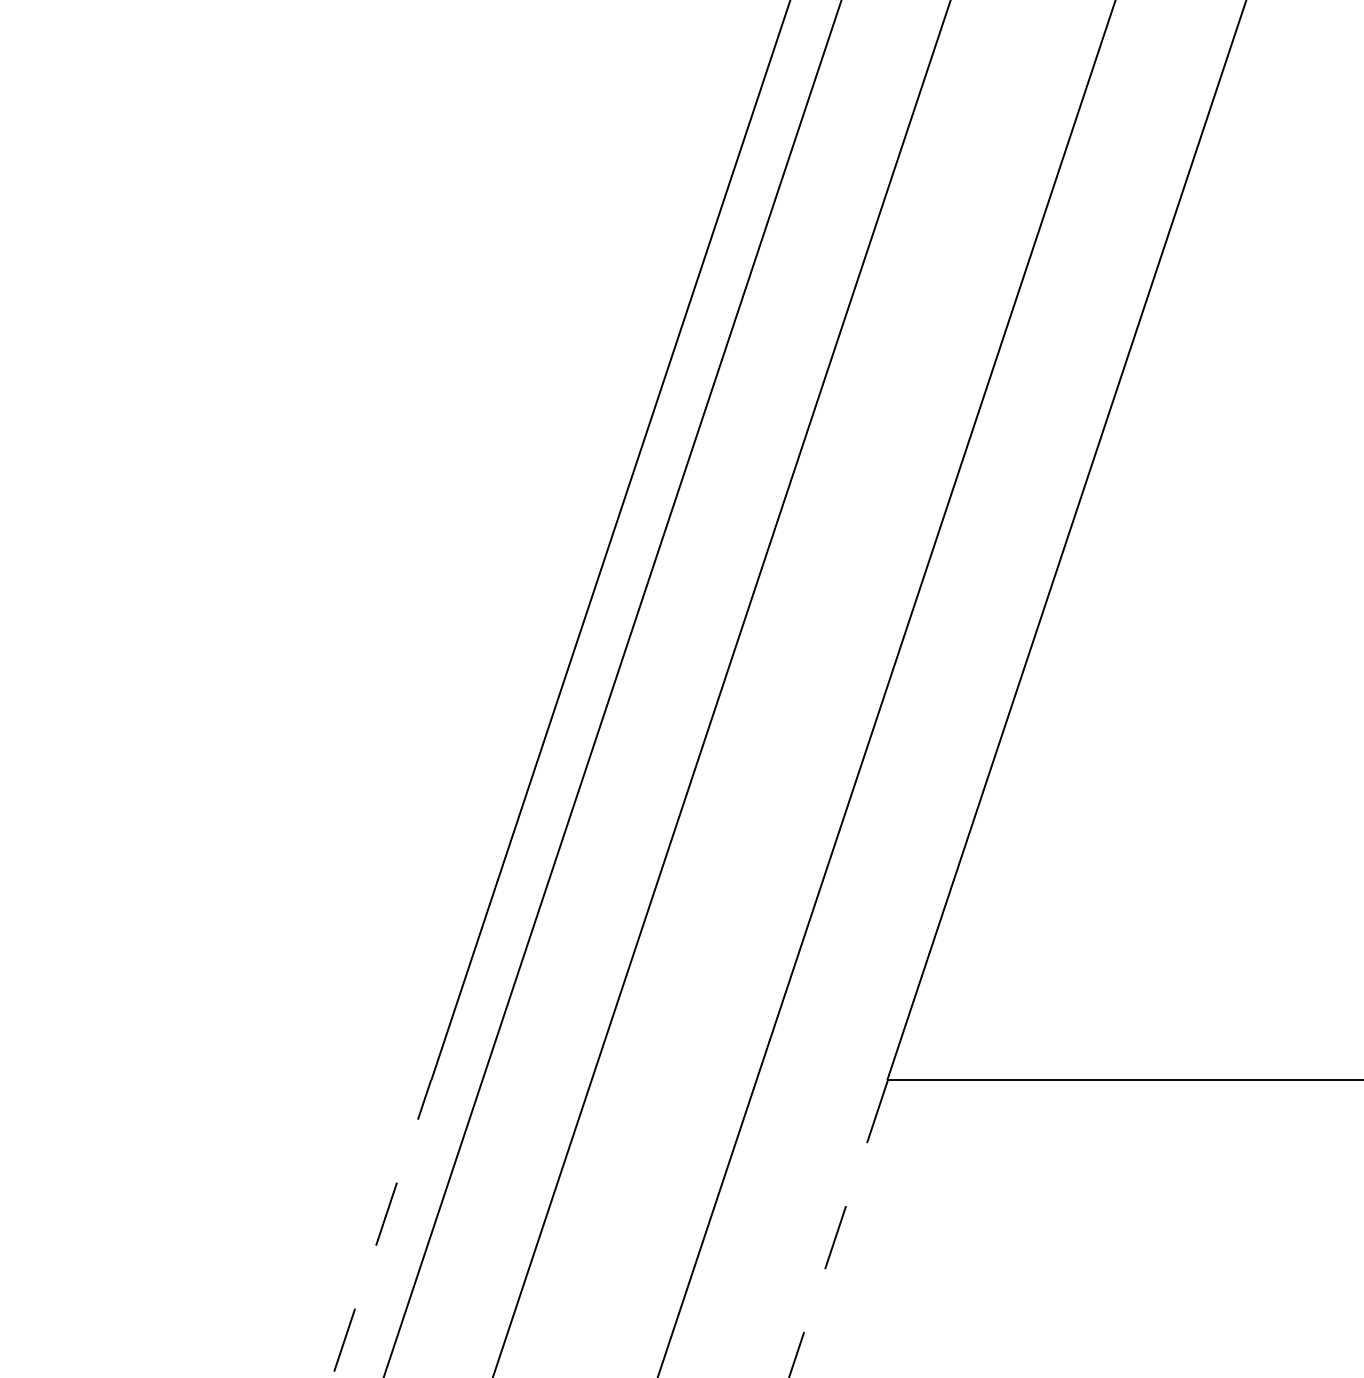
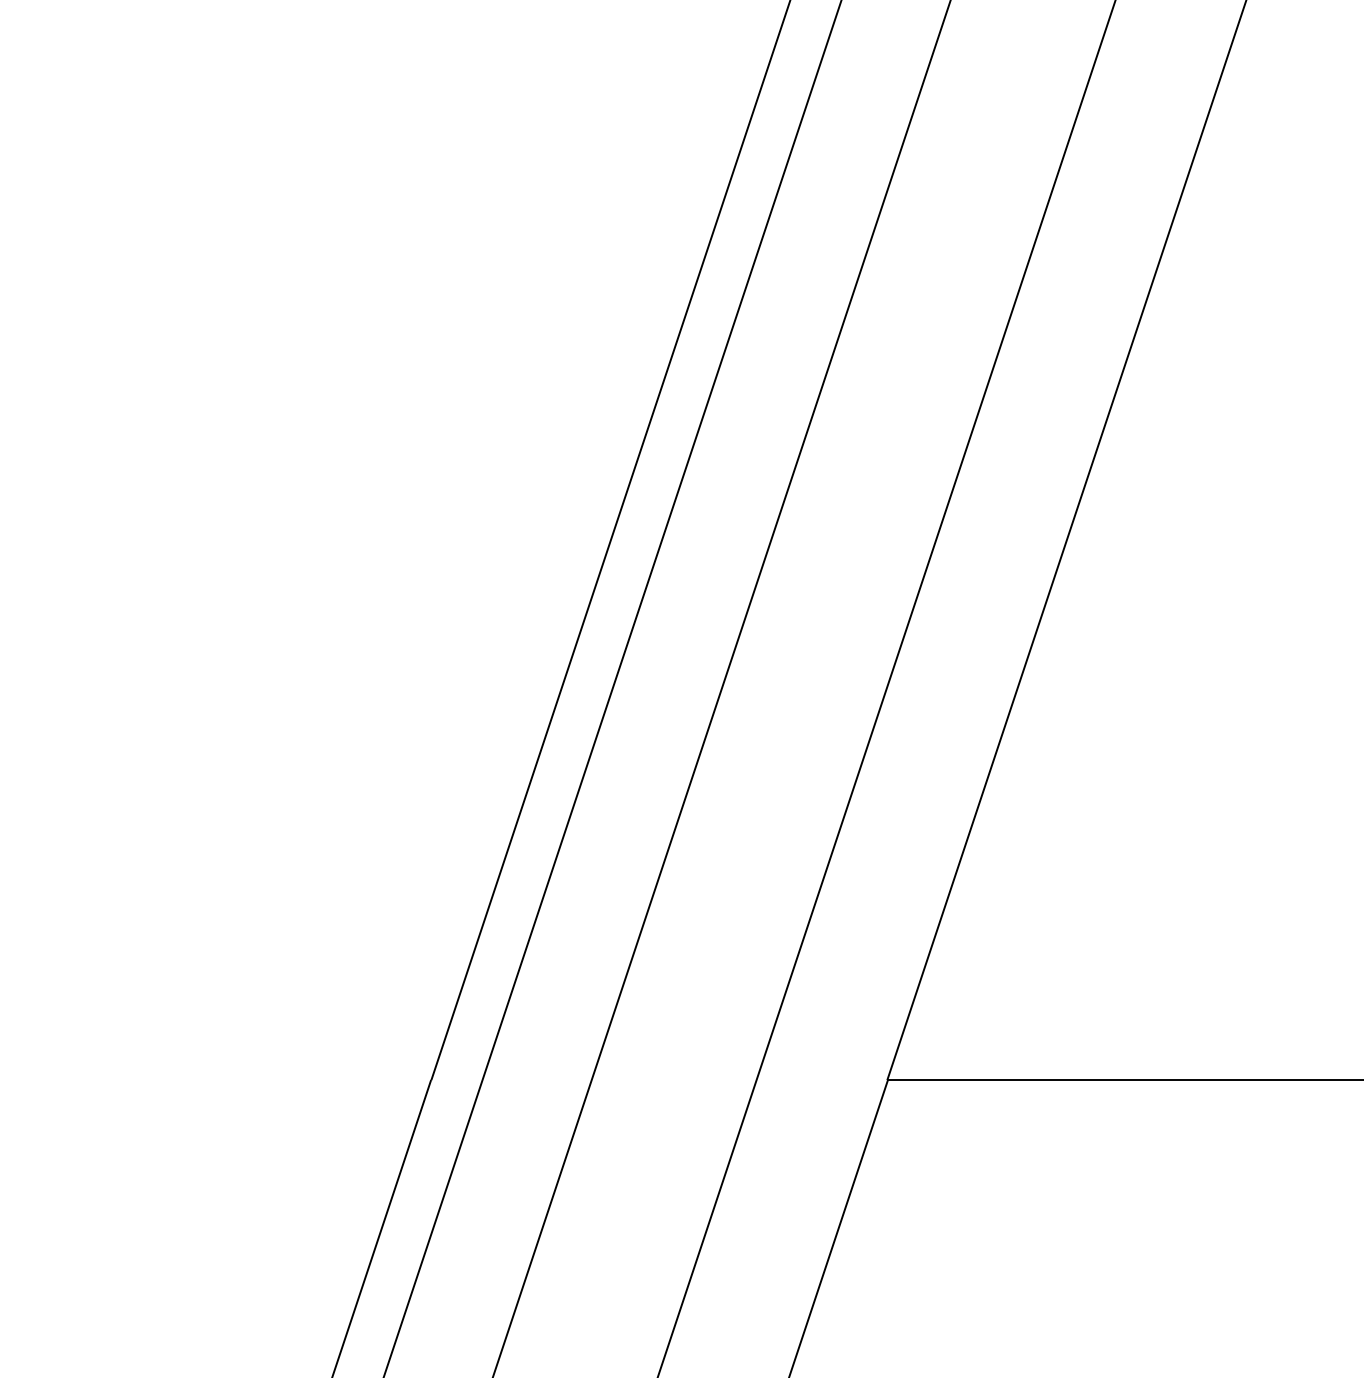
line: dashed -> solid (381, 1228)
line: dashed -> solid (838, 1229)
